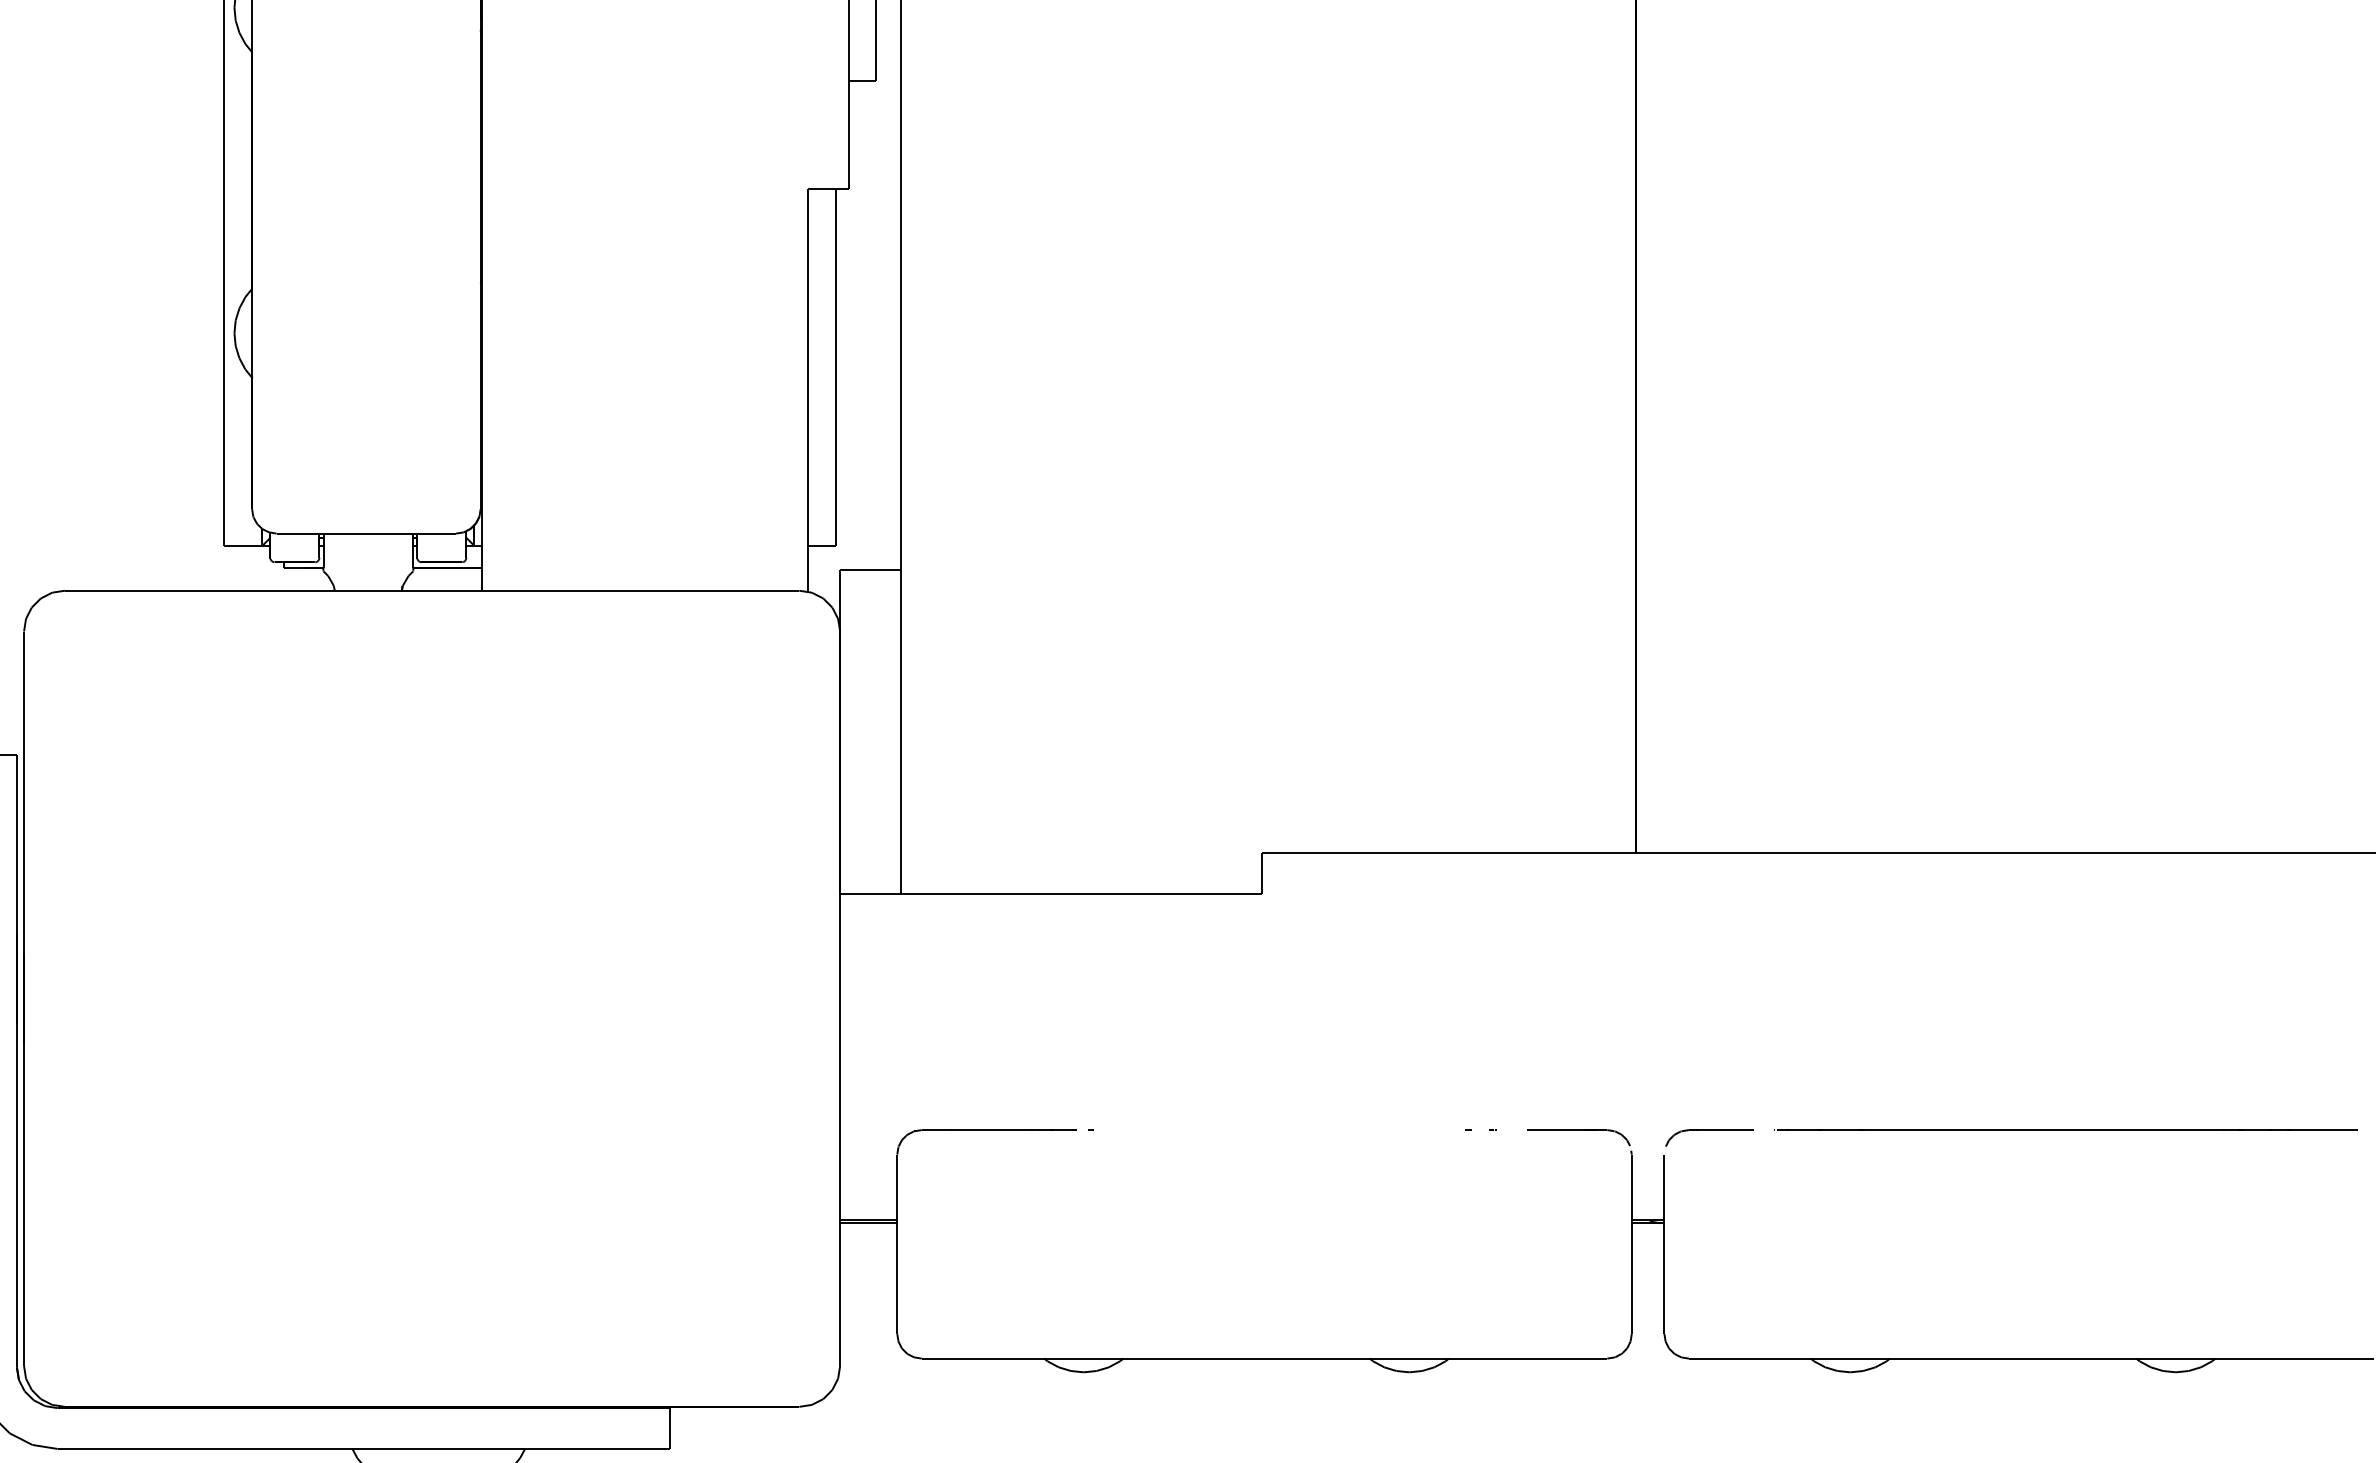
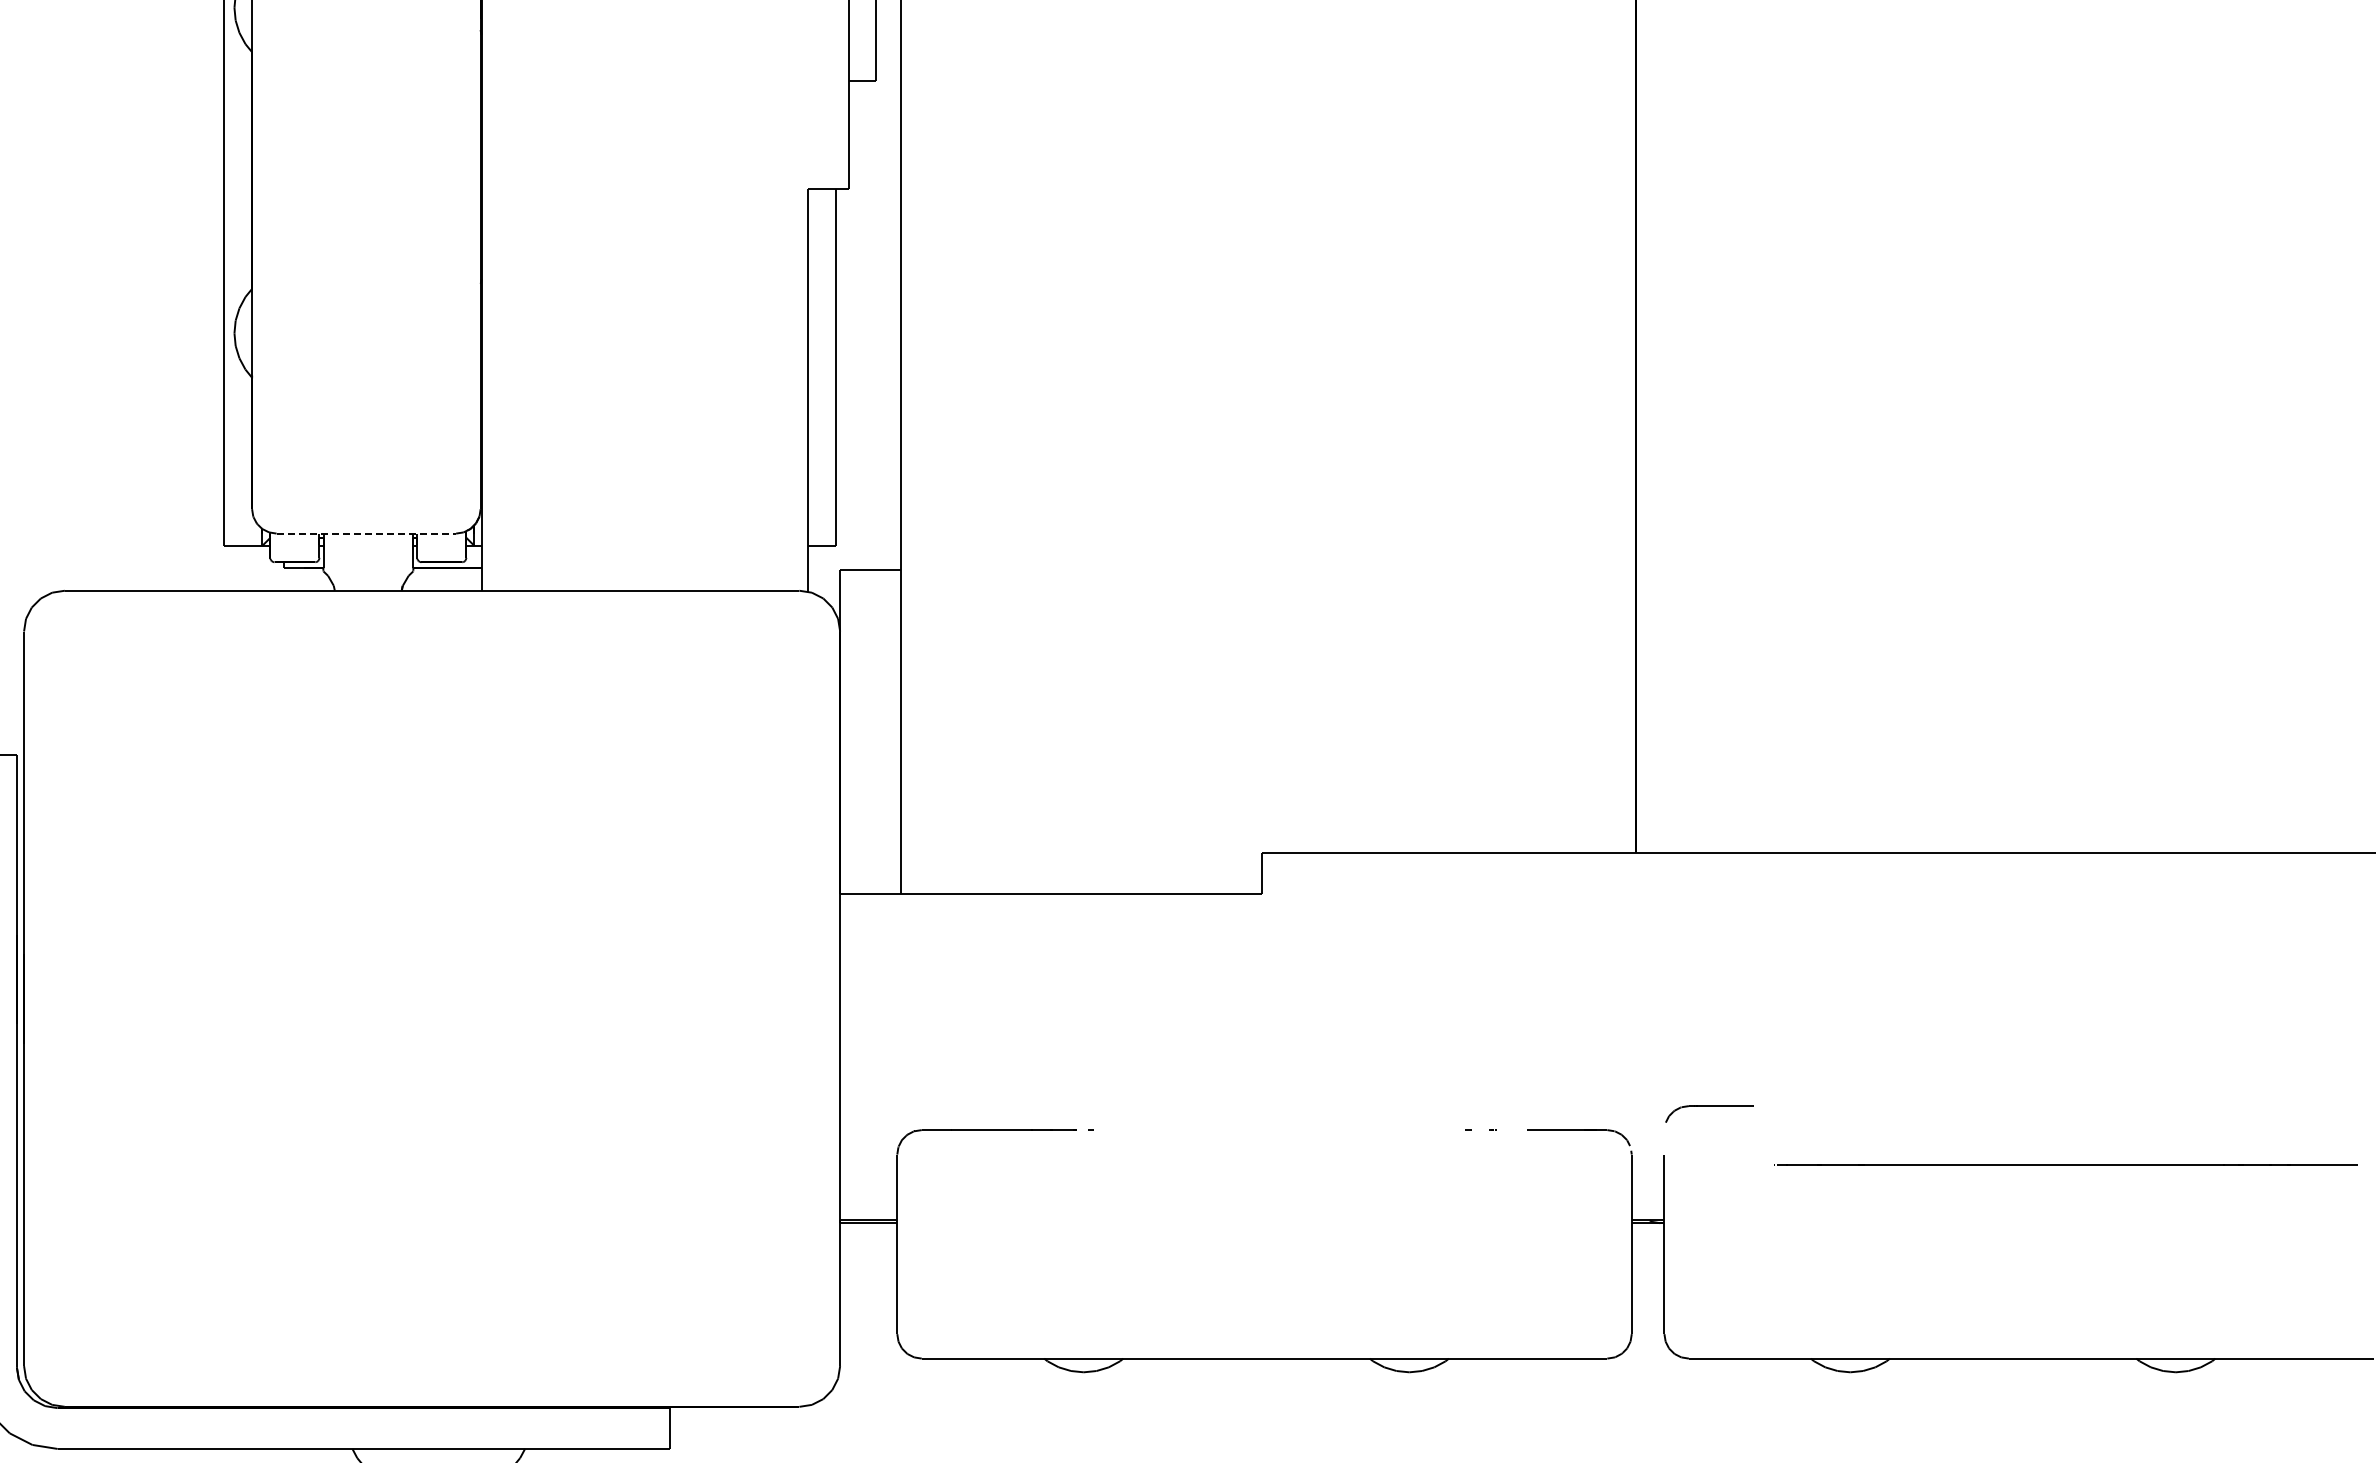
line: solid -> dashed (366, 533)
line position: (2065, 1129) -> (2065, 1164) (2065, 1164)
part position: (1709, 1130) -> (1709, 1106) (1709, 1106)
